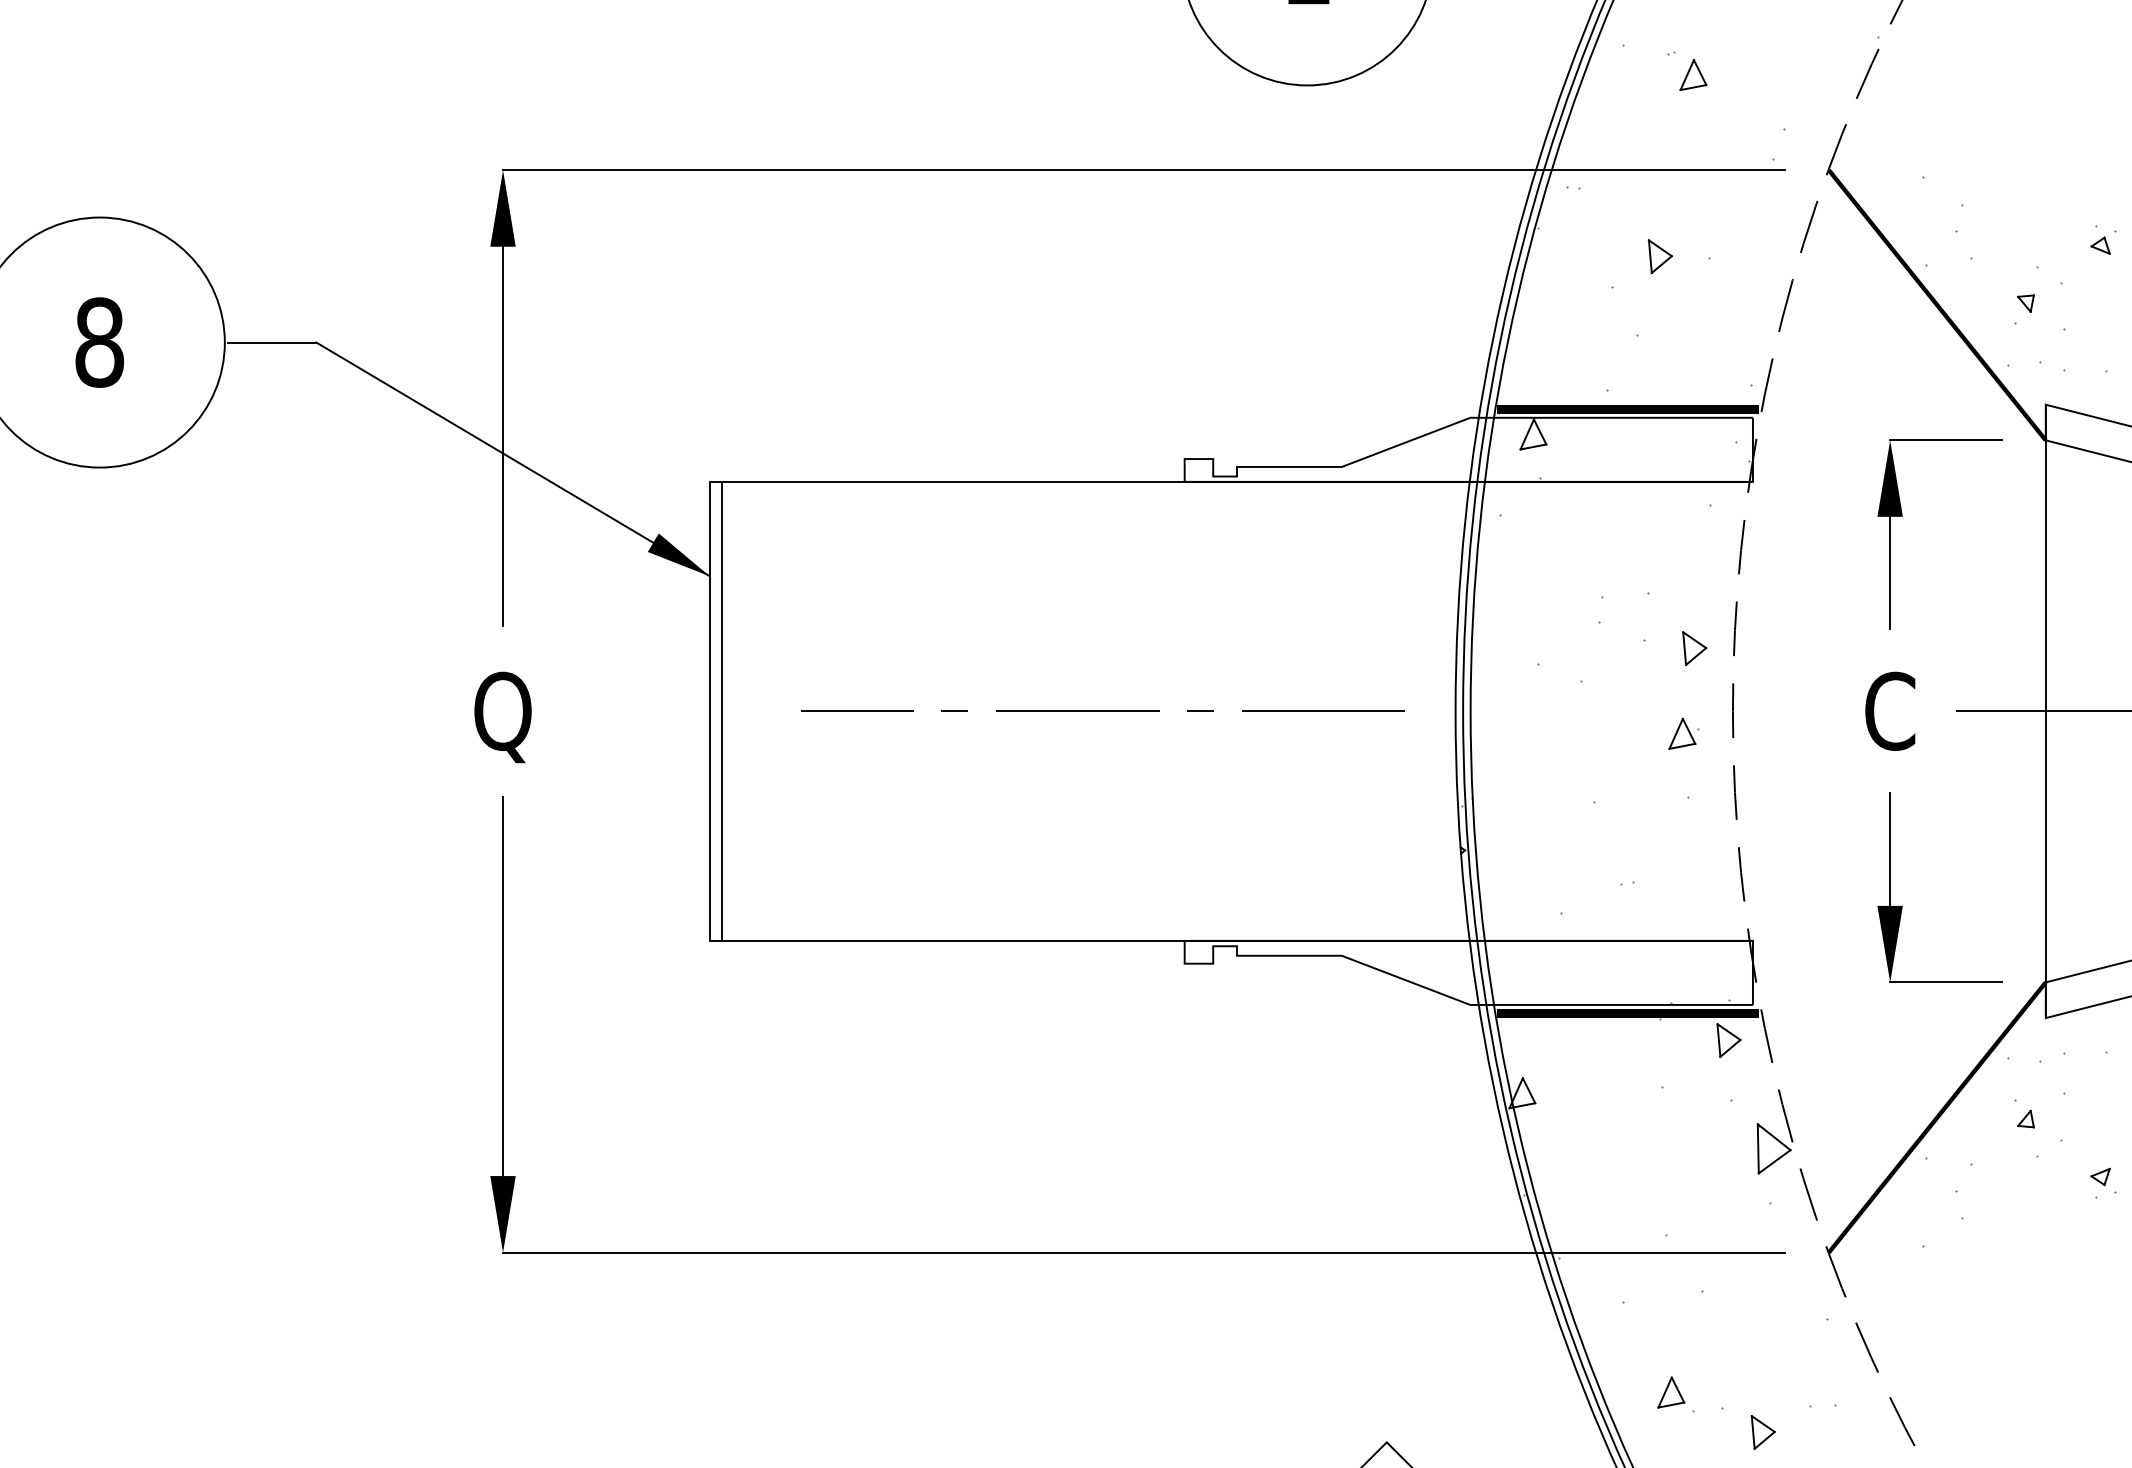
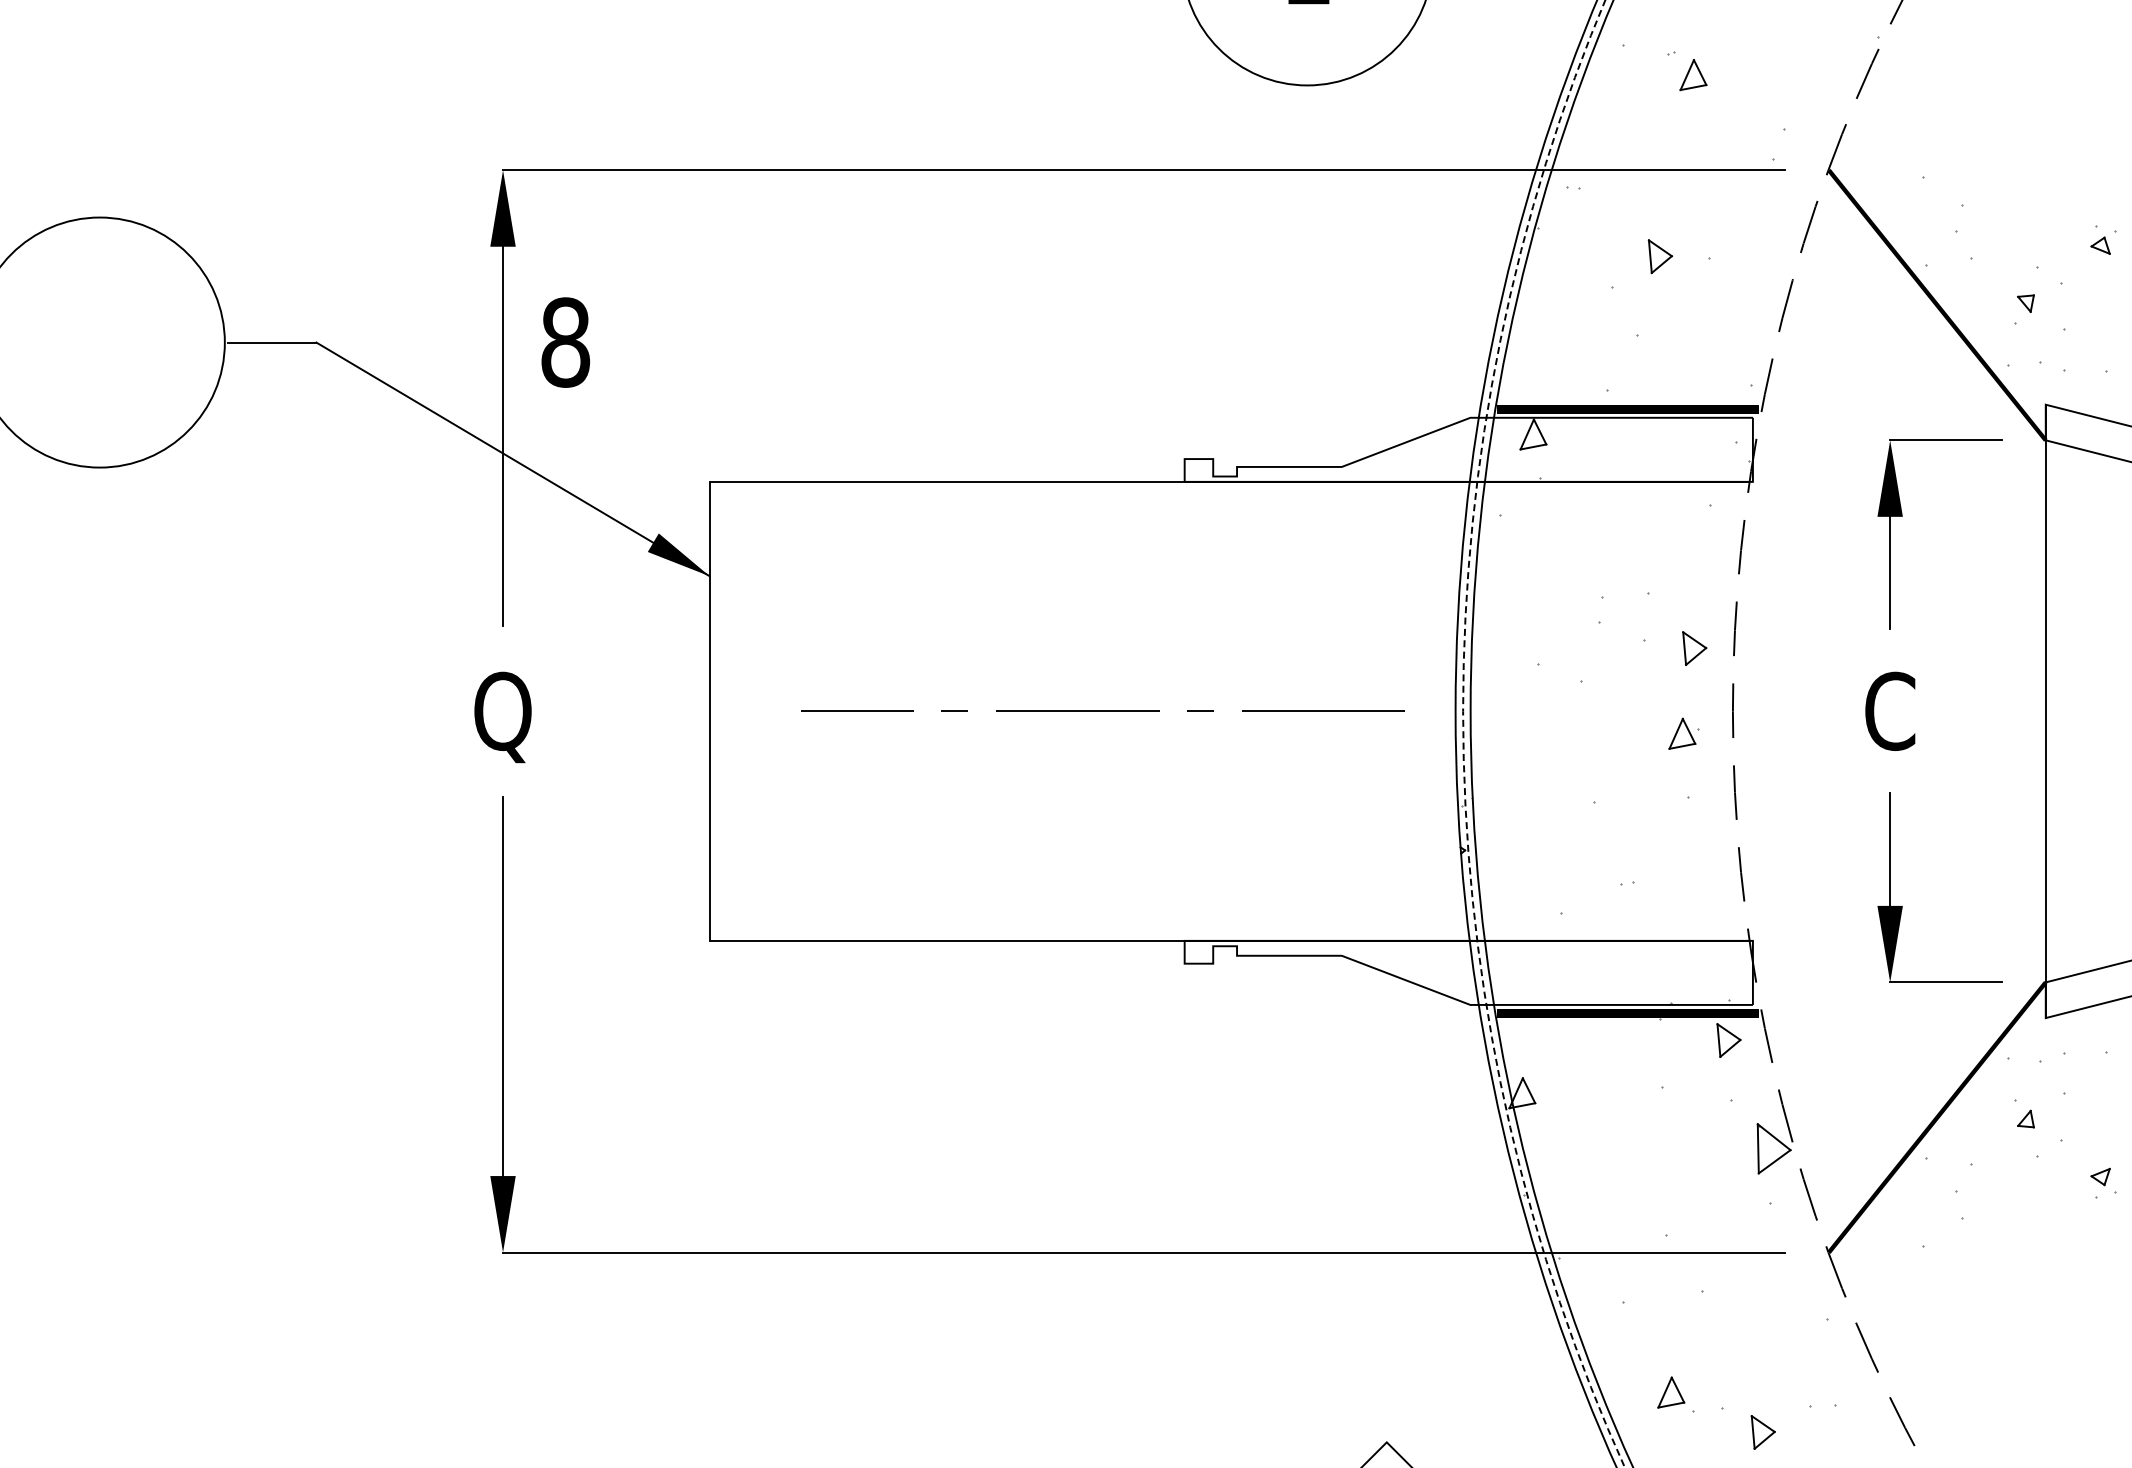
text position: (99, 342) -> (565, 342) (565, 342)
line: present -> none (721, 710)
line: present -> none (2042, 711)
circle: solid -> dashed (1543, 733)
